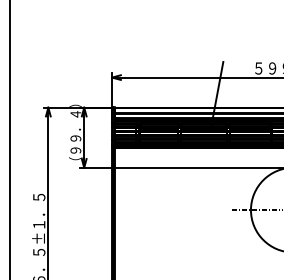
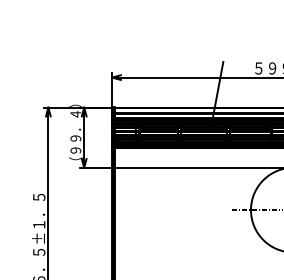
line: present -> none (9, 139)
